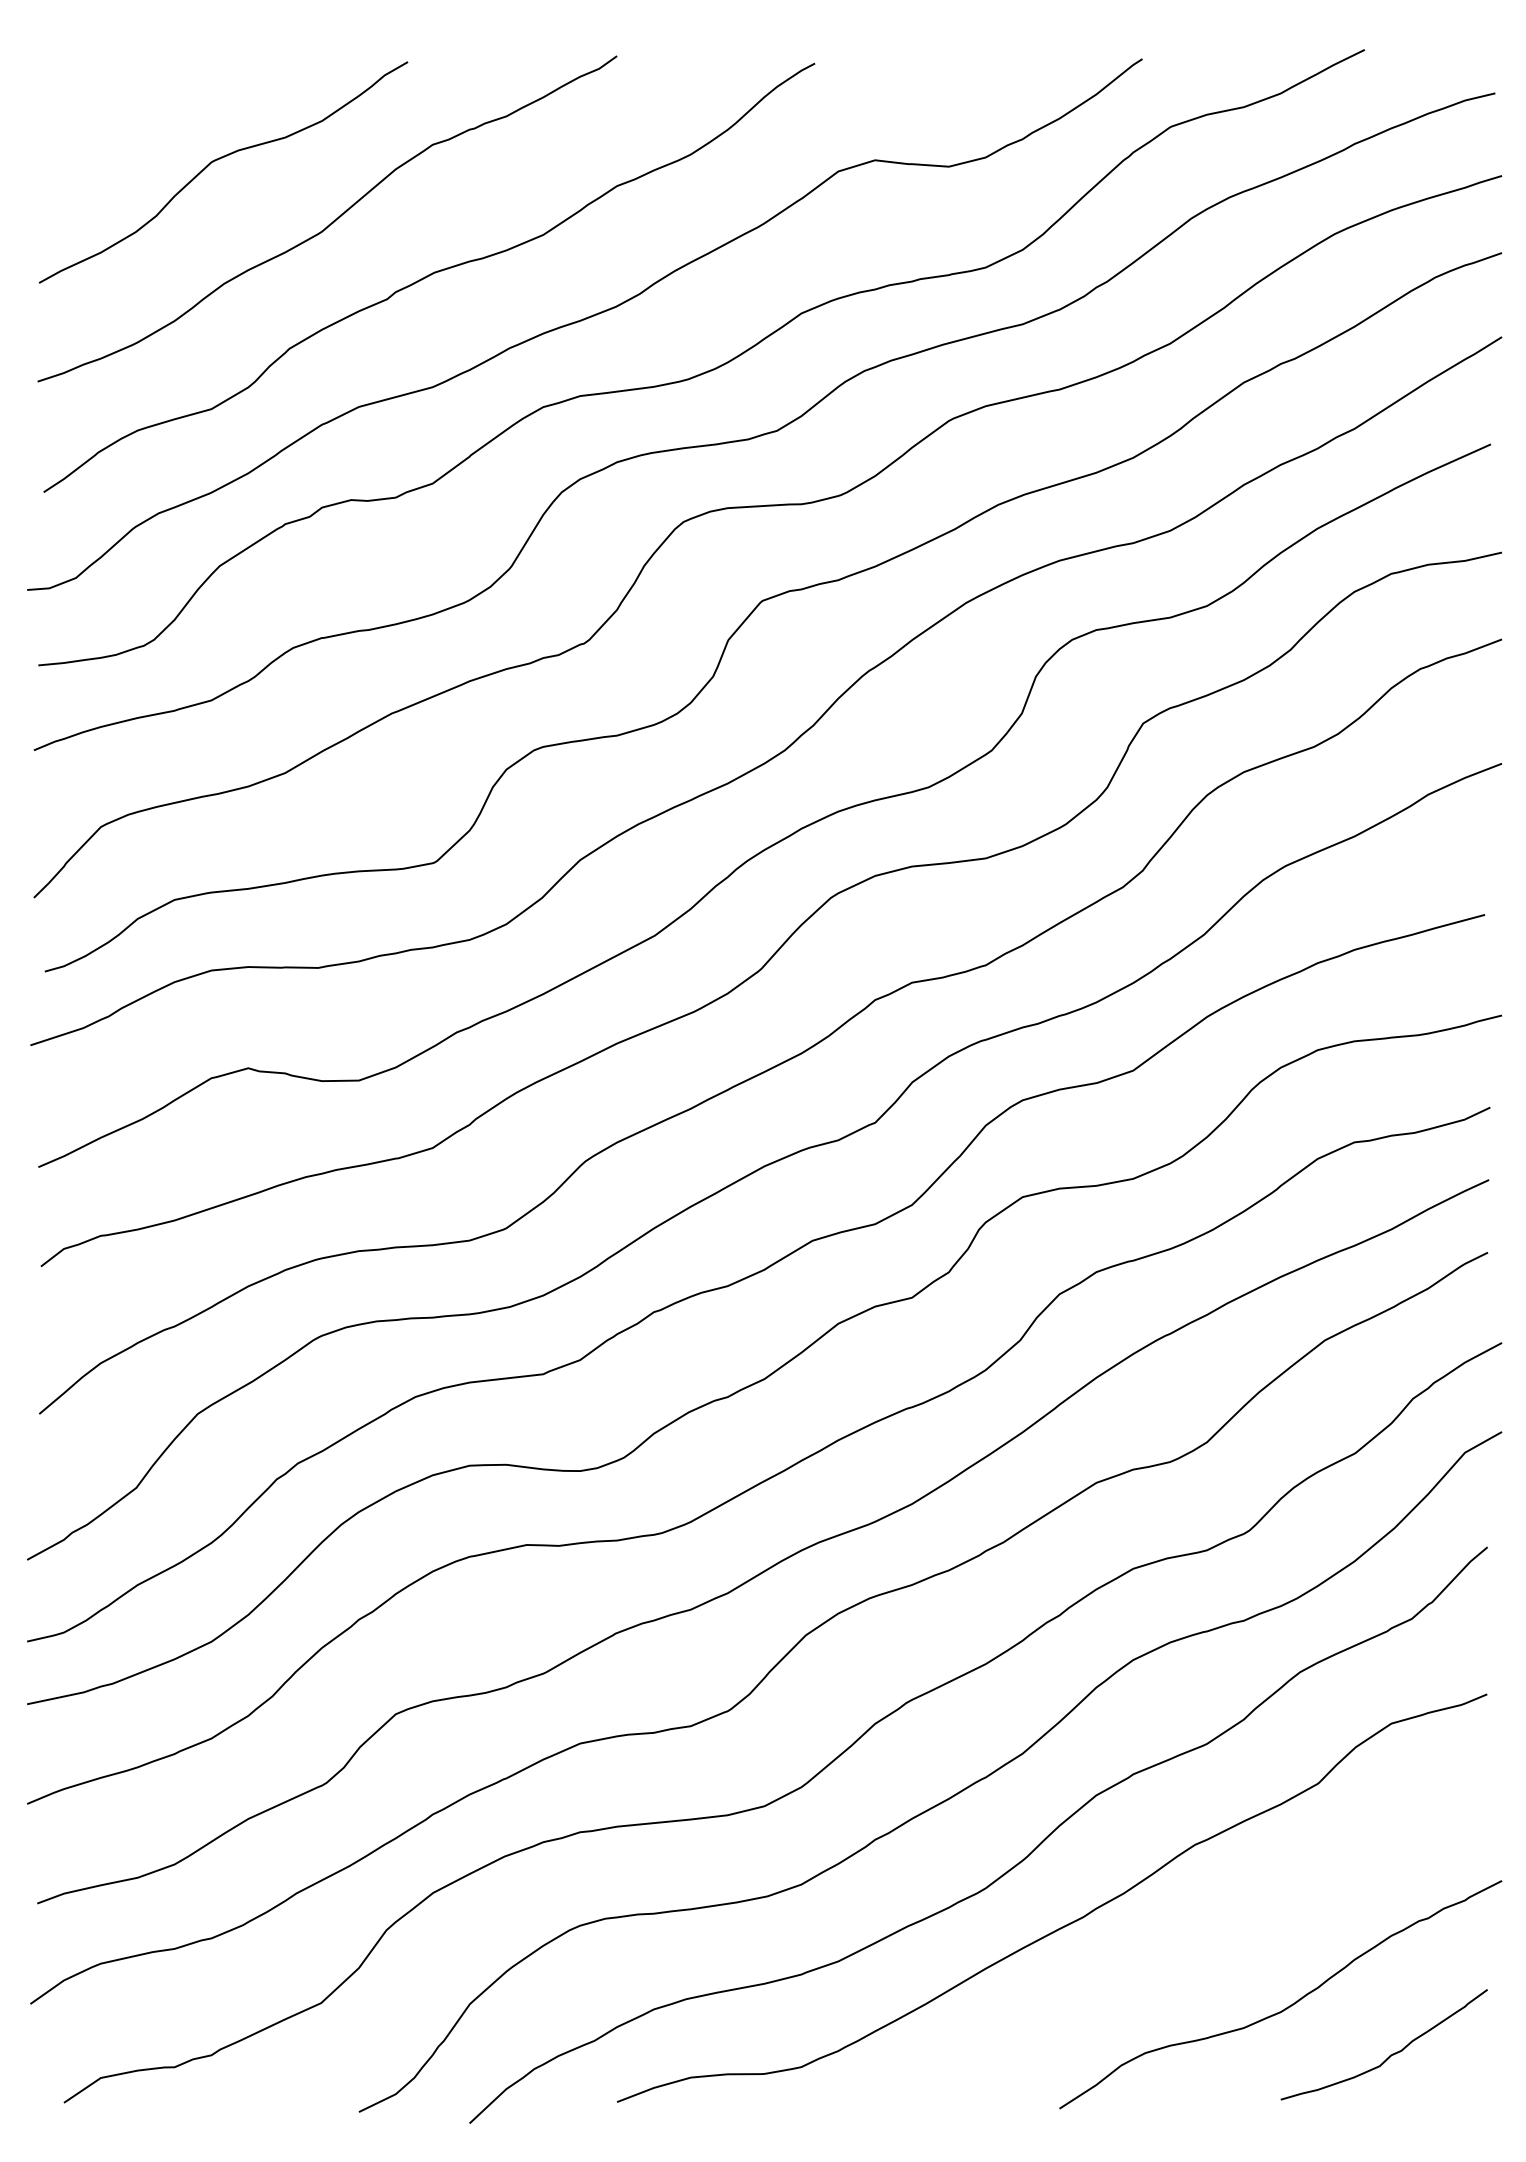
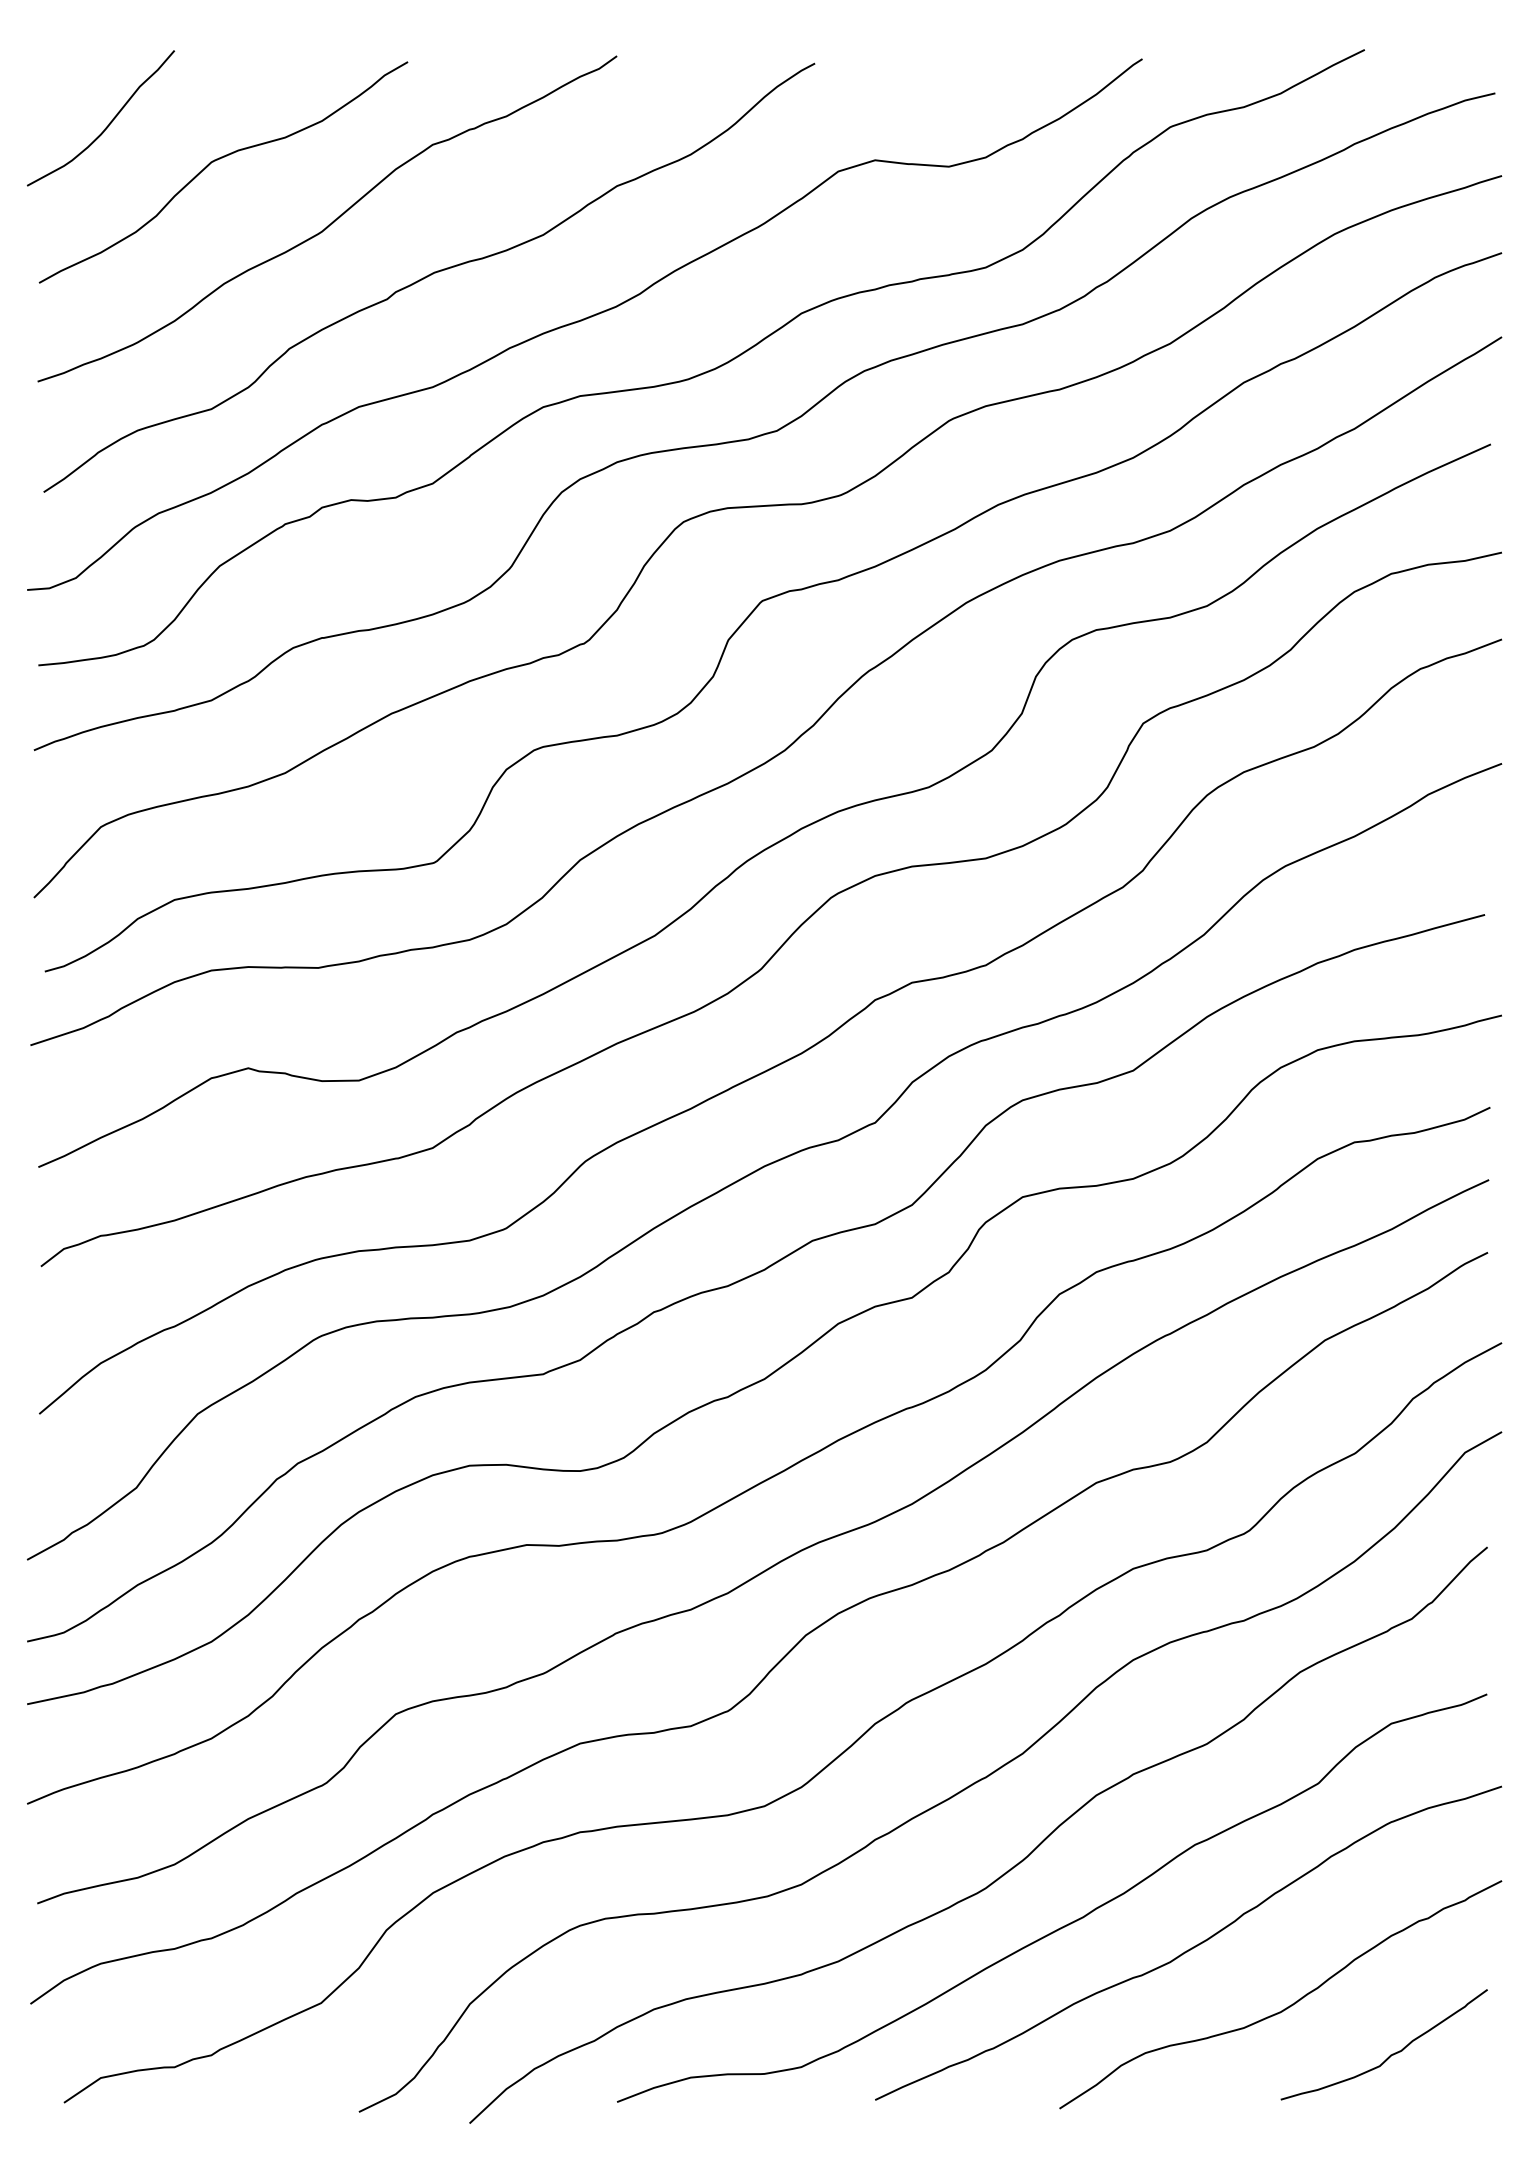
curve: none -> present (109, 122)
curve: none -> present (1191, 1947)
